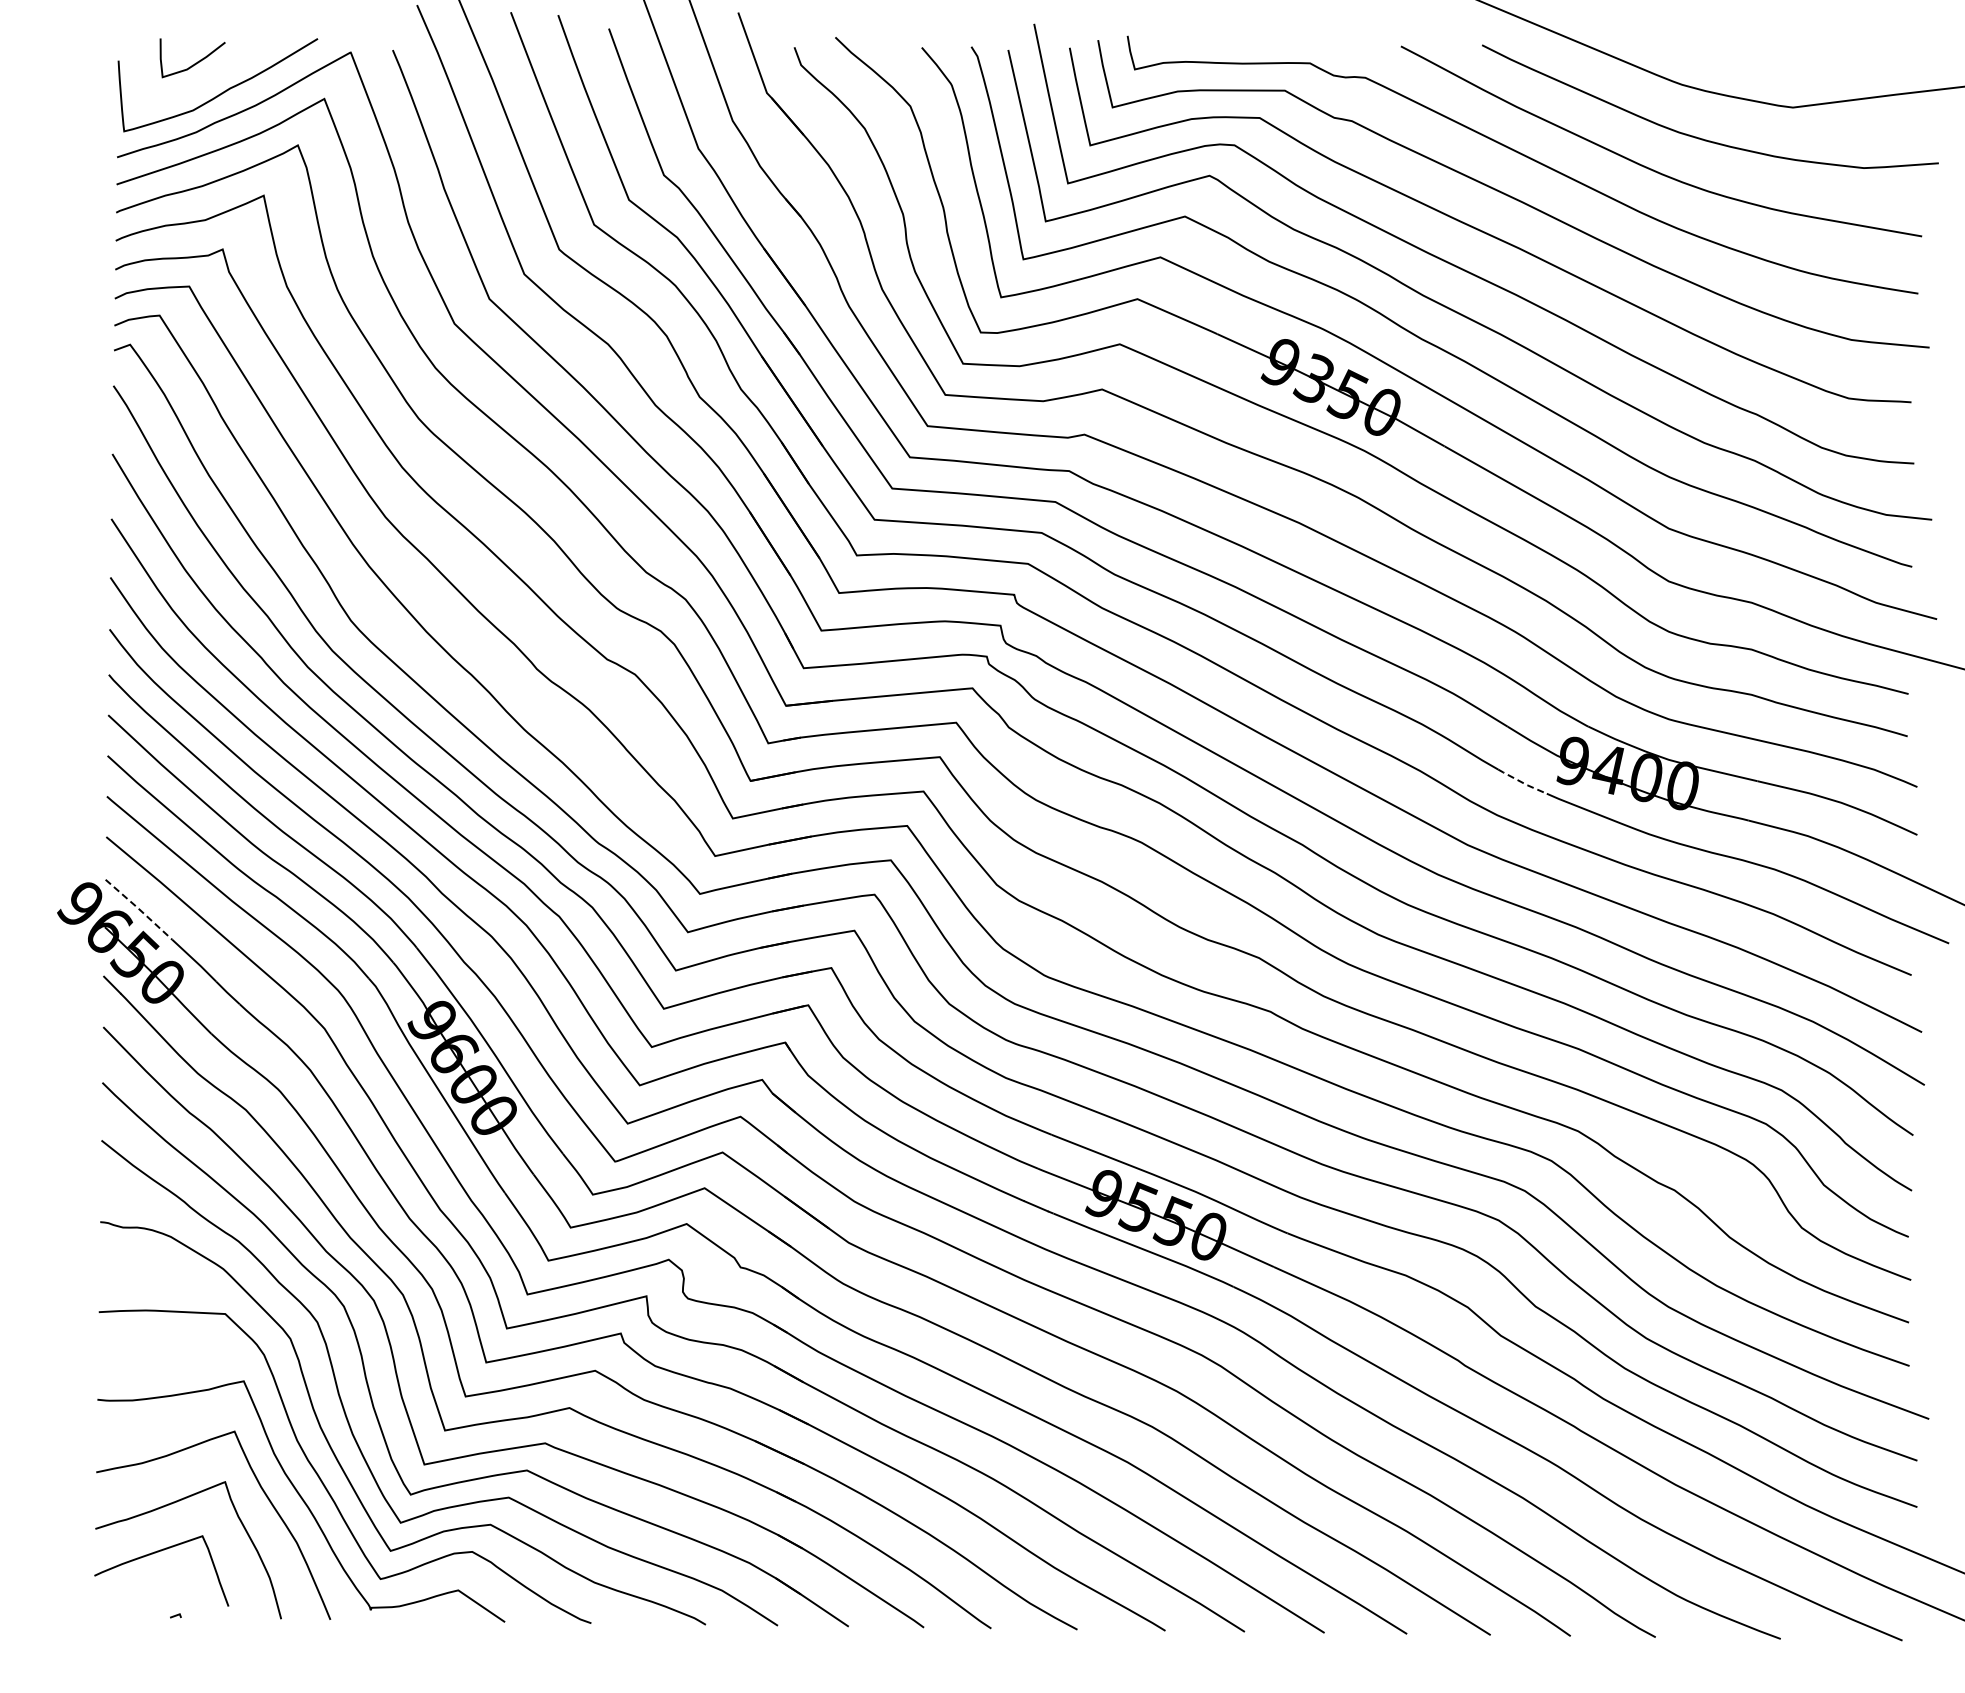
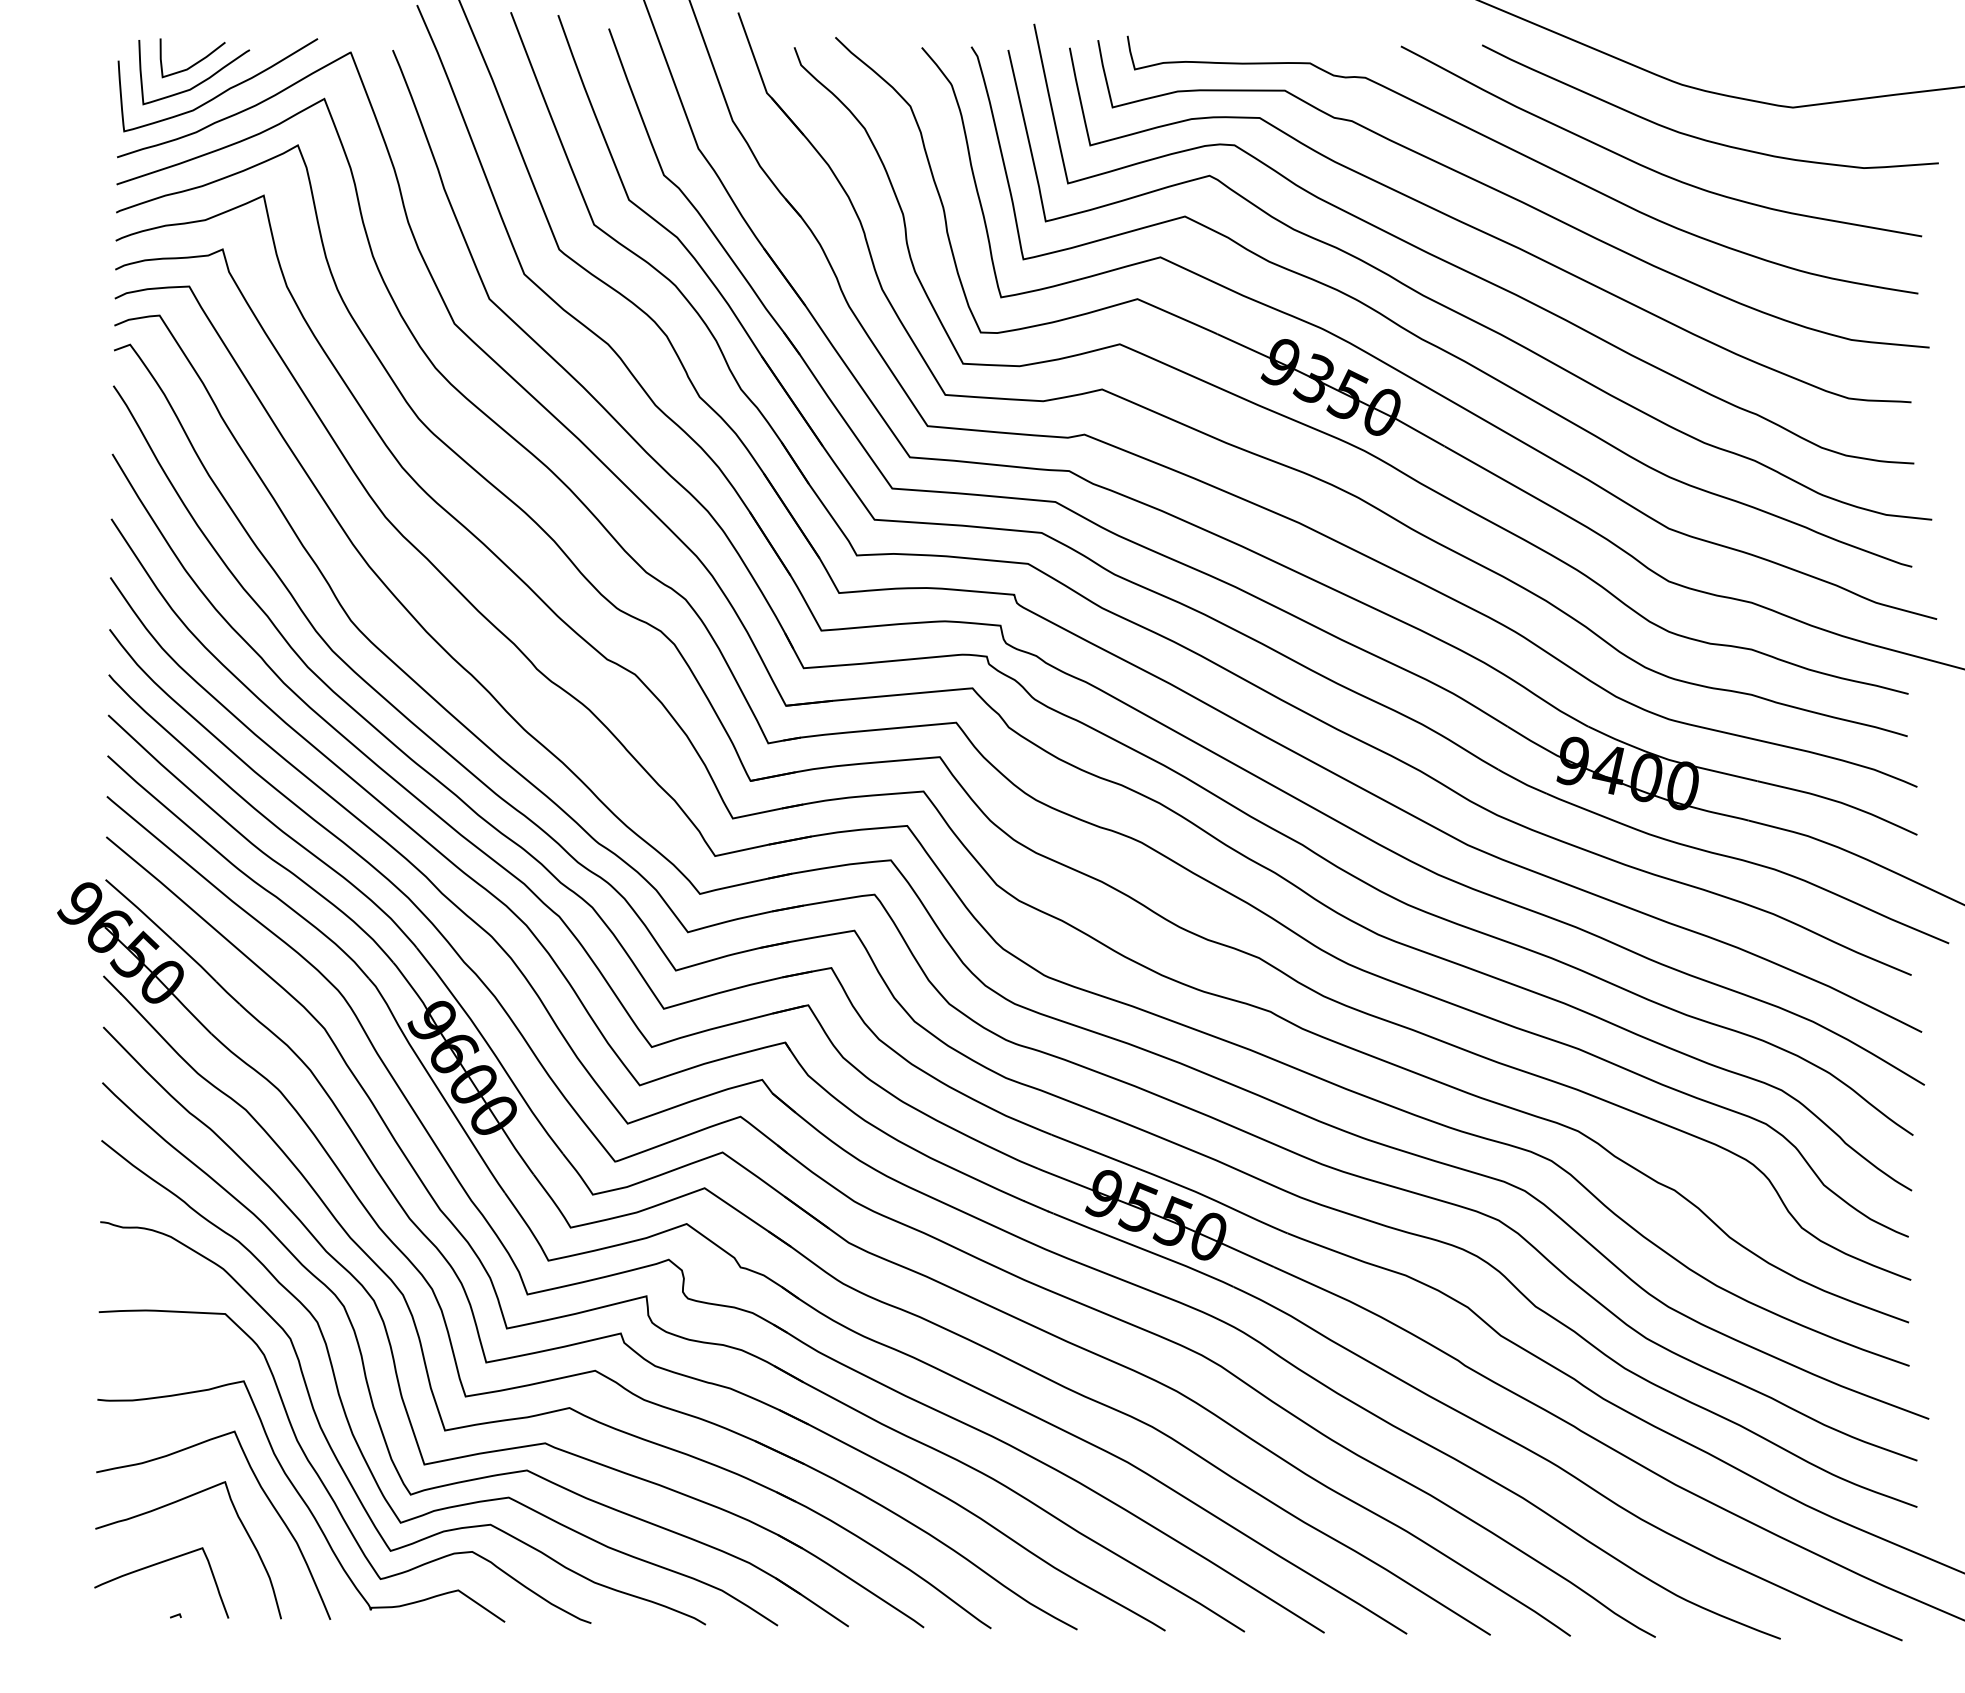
curve: none -> present (199, 82)
line: dashed -> solid (1522, 782)
line: dashed -> solid (139, 909)
curve position: (155, 1553) -> (155, 1565) (155, 1565)
